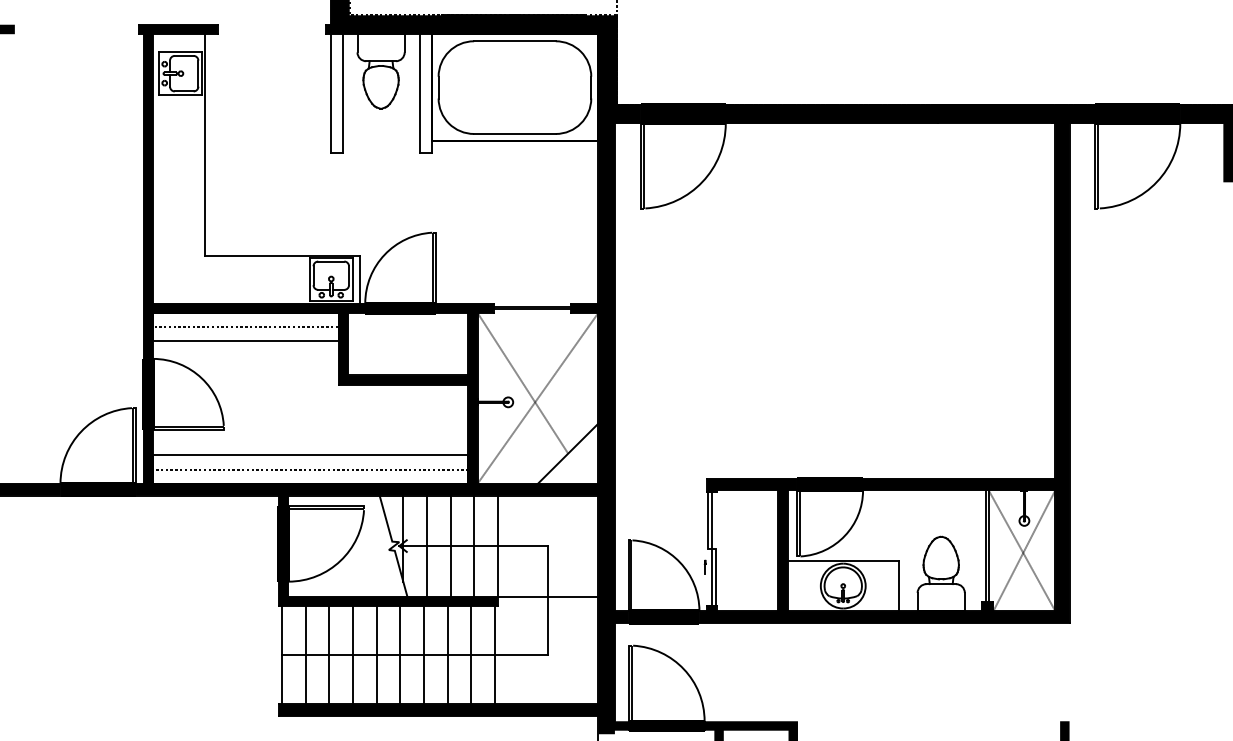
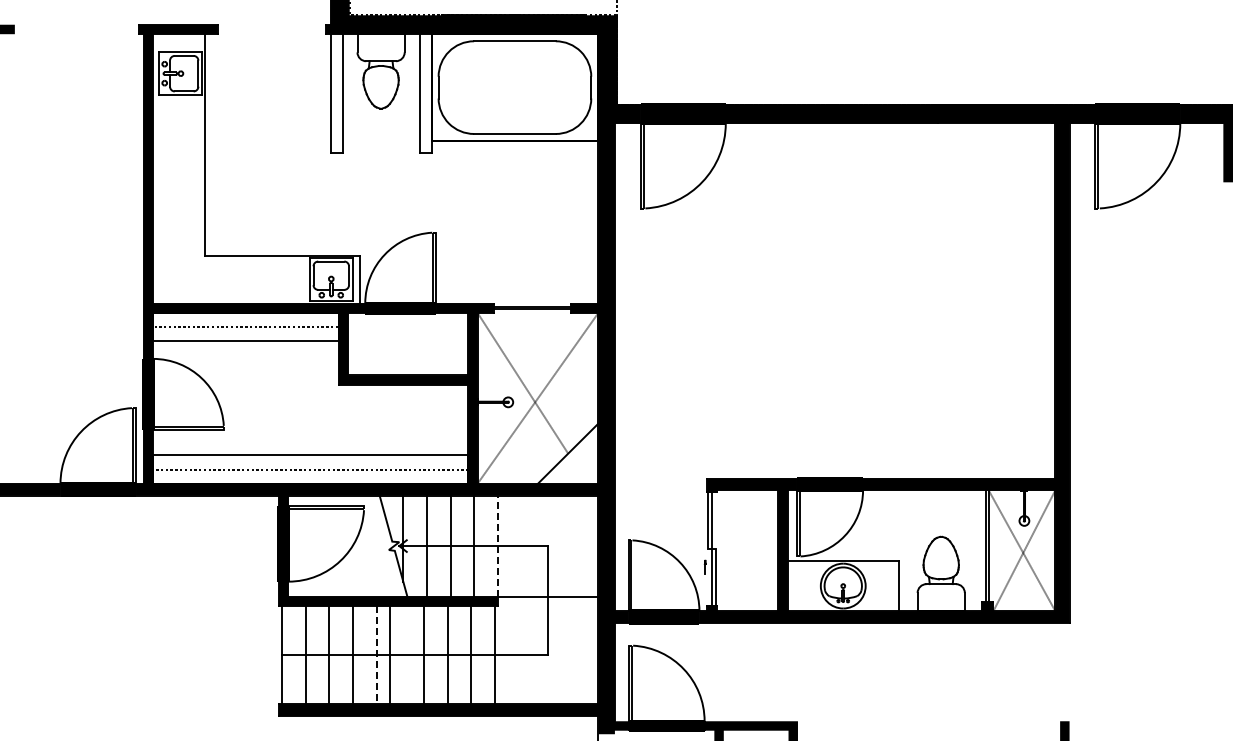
line: solid -> dashed (497, 546)
line: solid -> dashed (376, 655)
line position: (400, 655) -> (390, 655) (390, 655)
